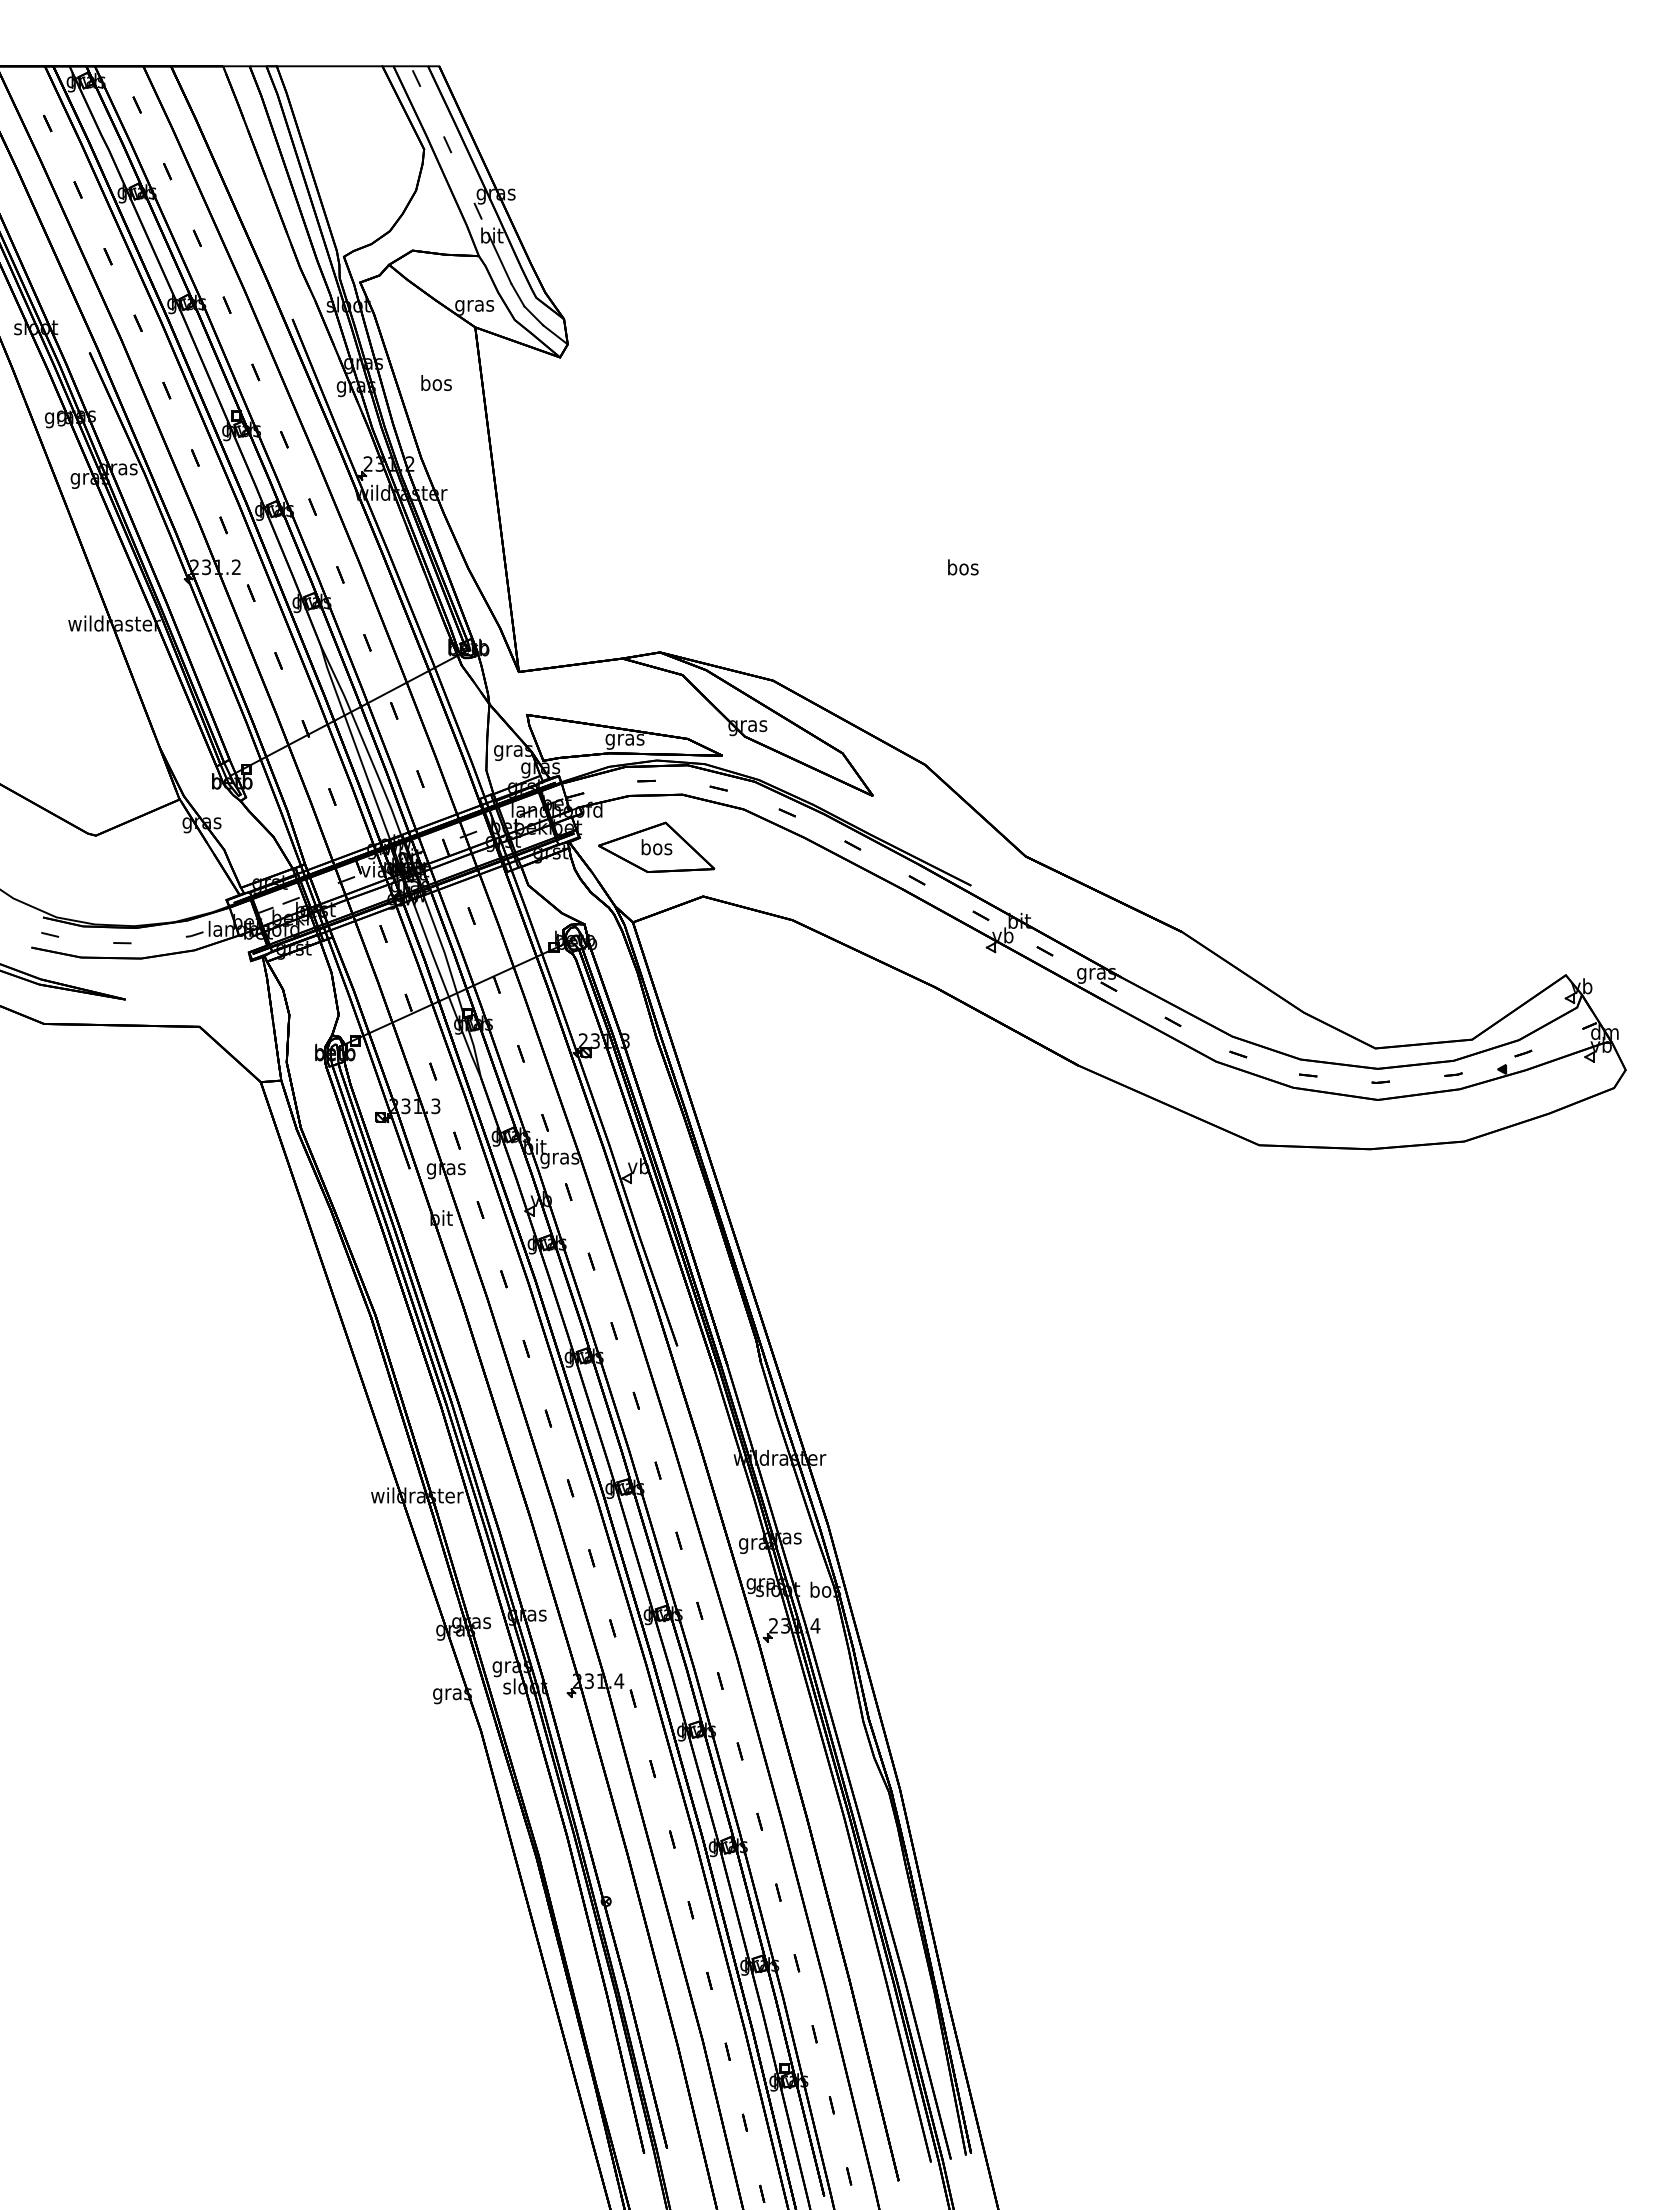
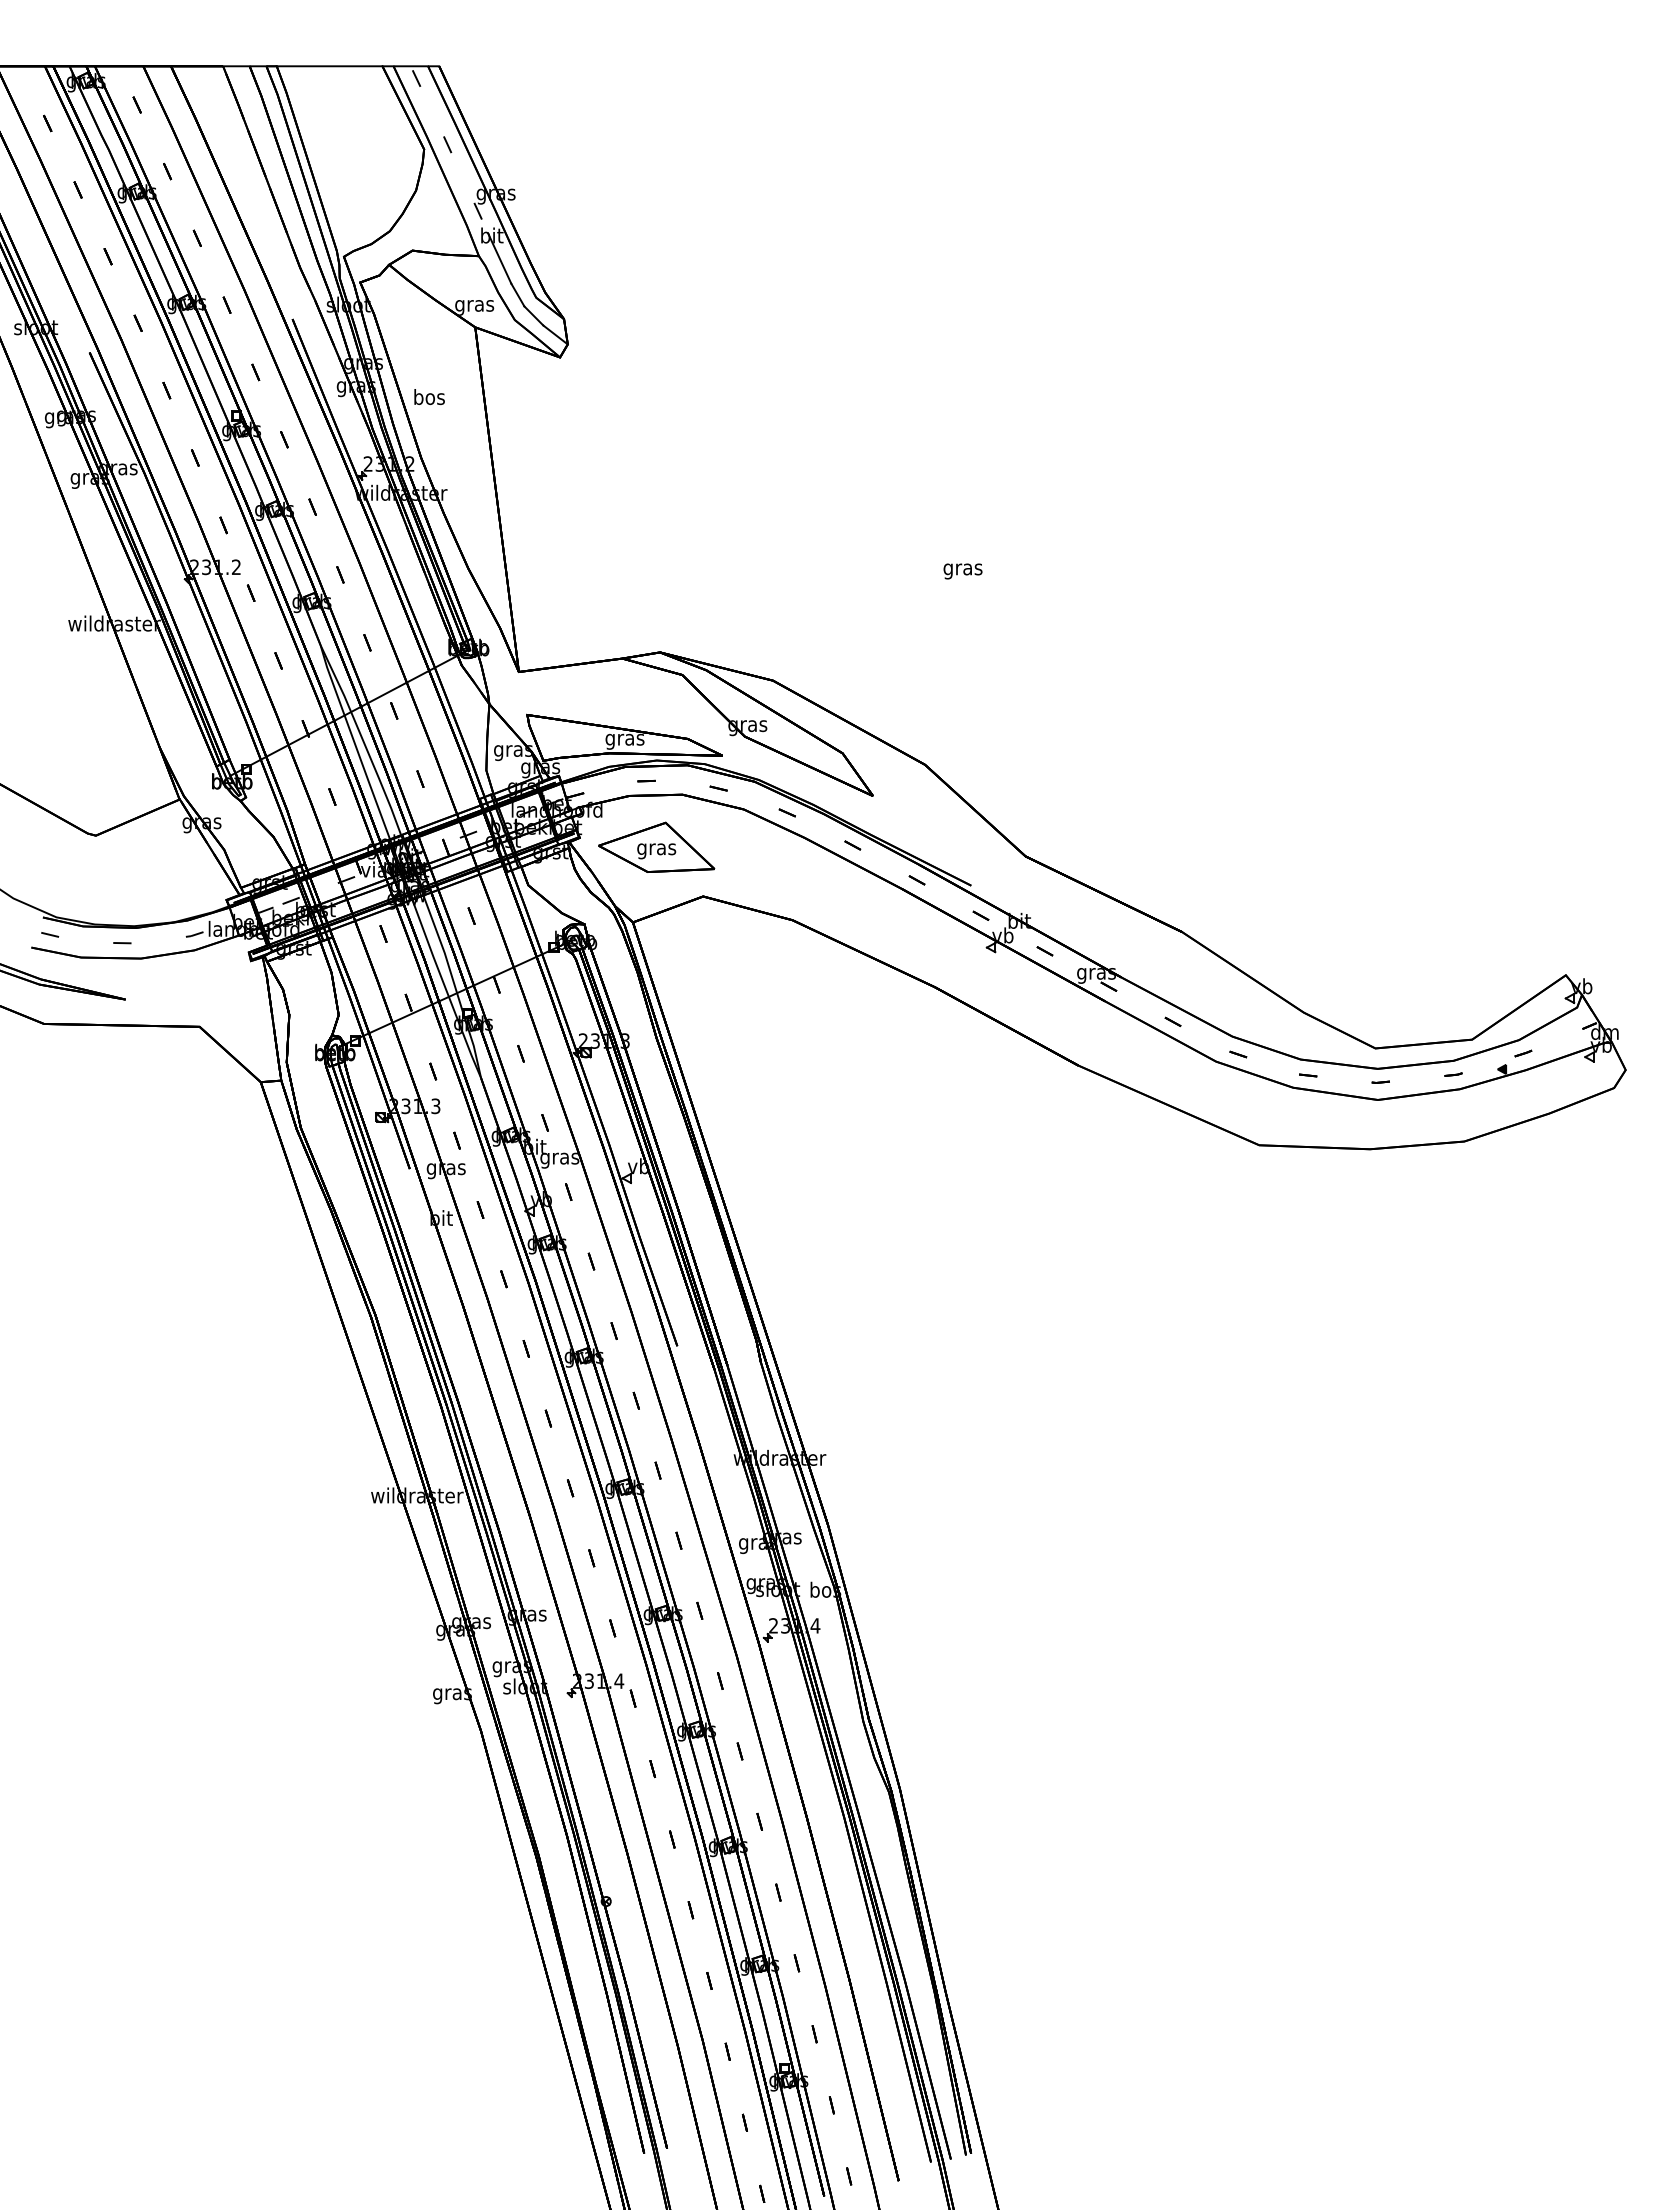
text position: (436, 383) -> (429, 397) (429, 397)
text: bos -> gras (962, 569)
text: bos -> gras (656, 849)
